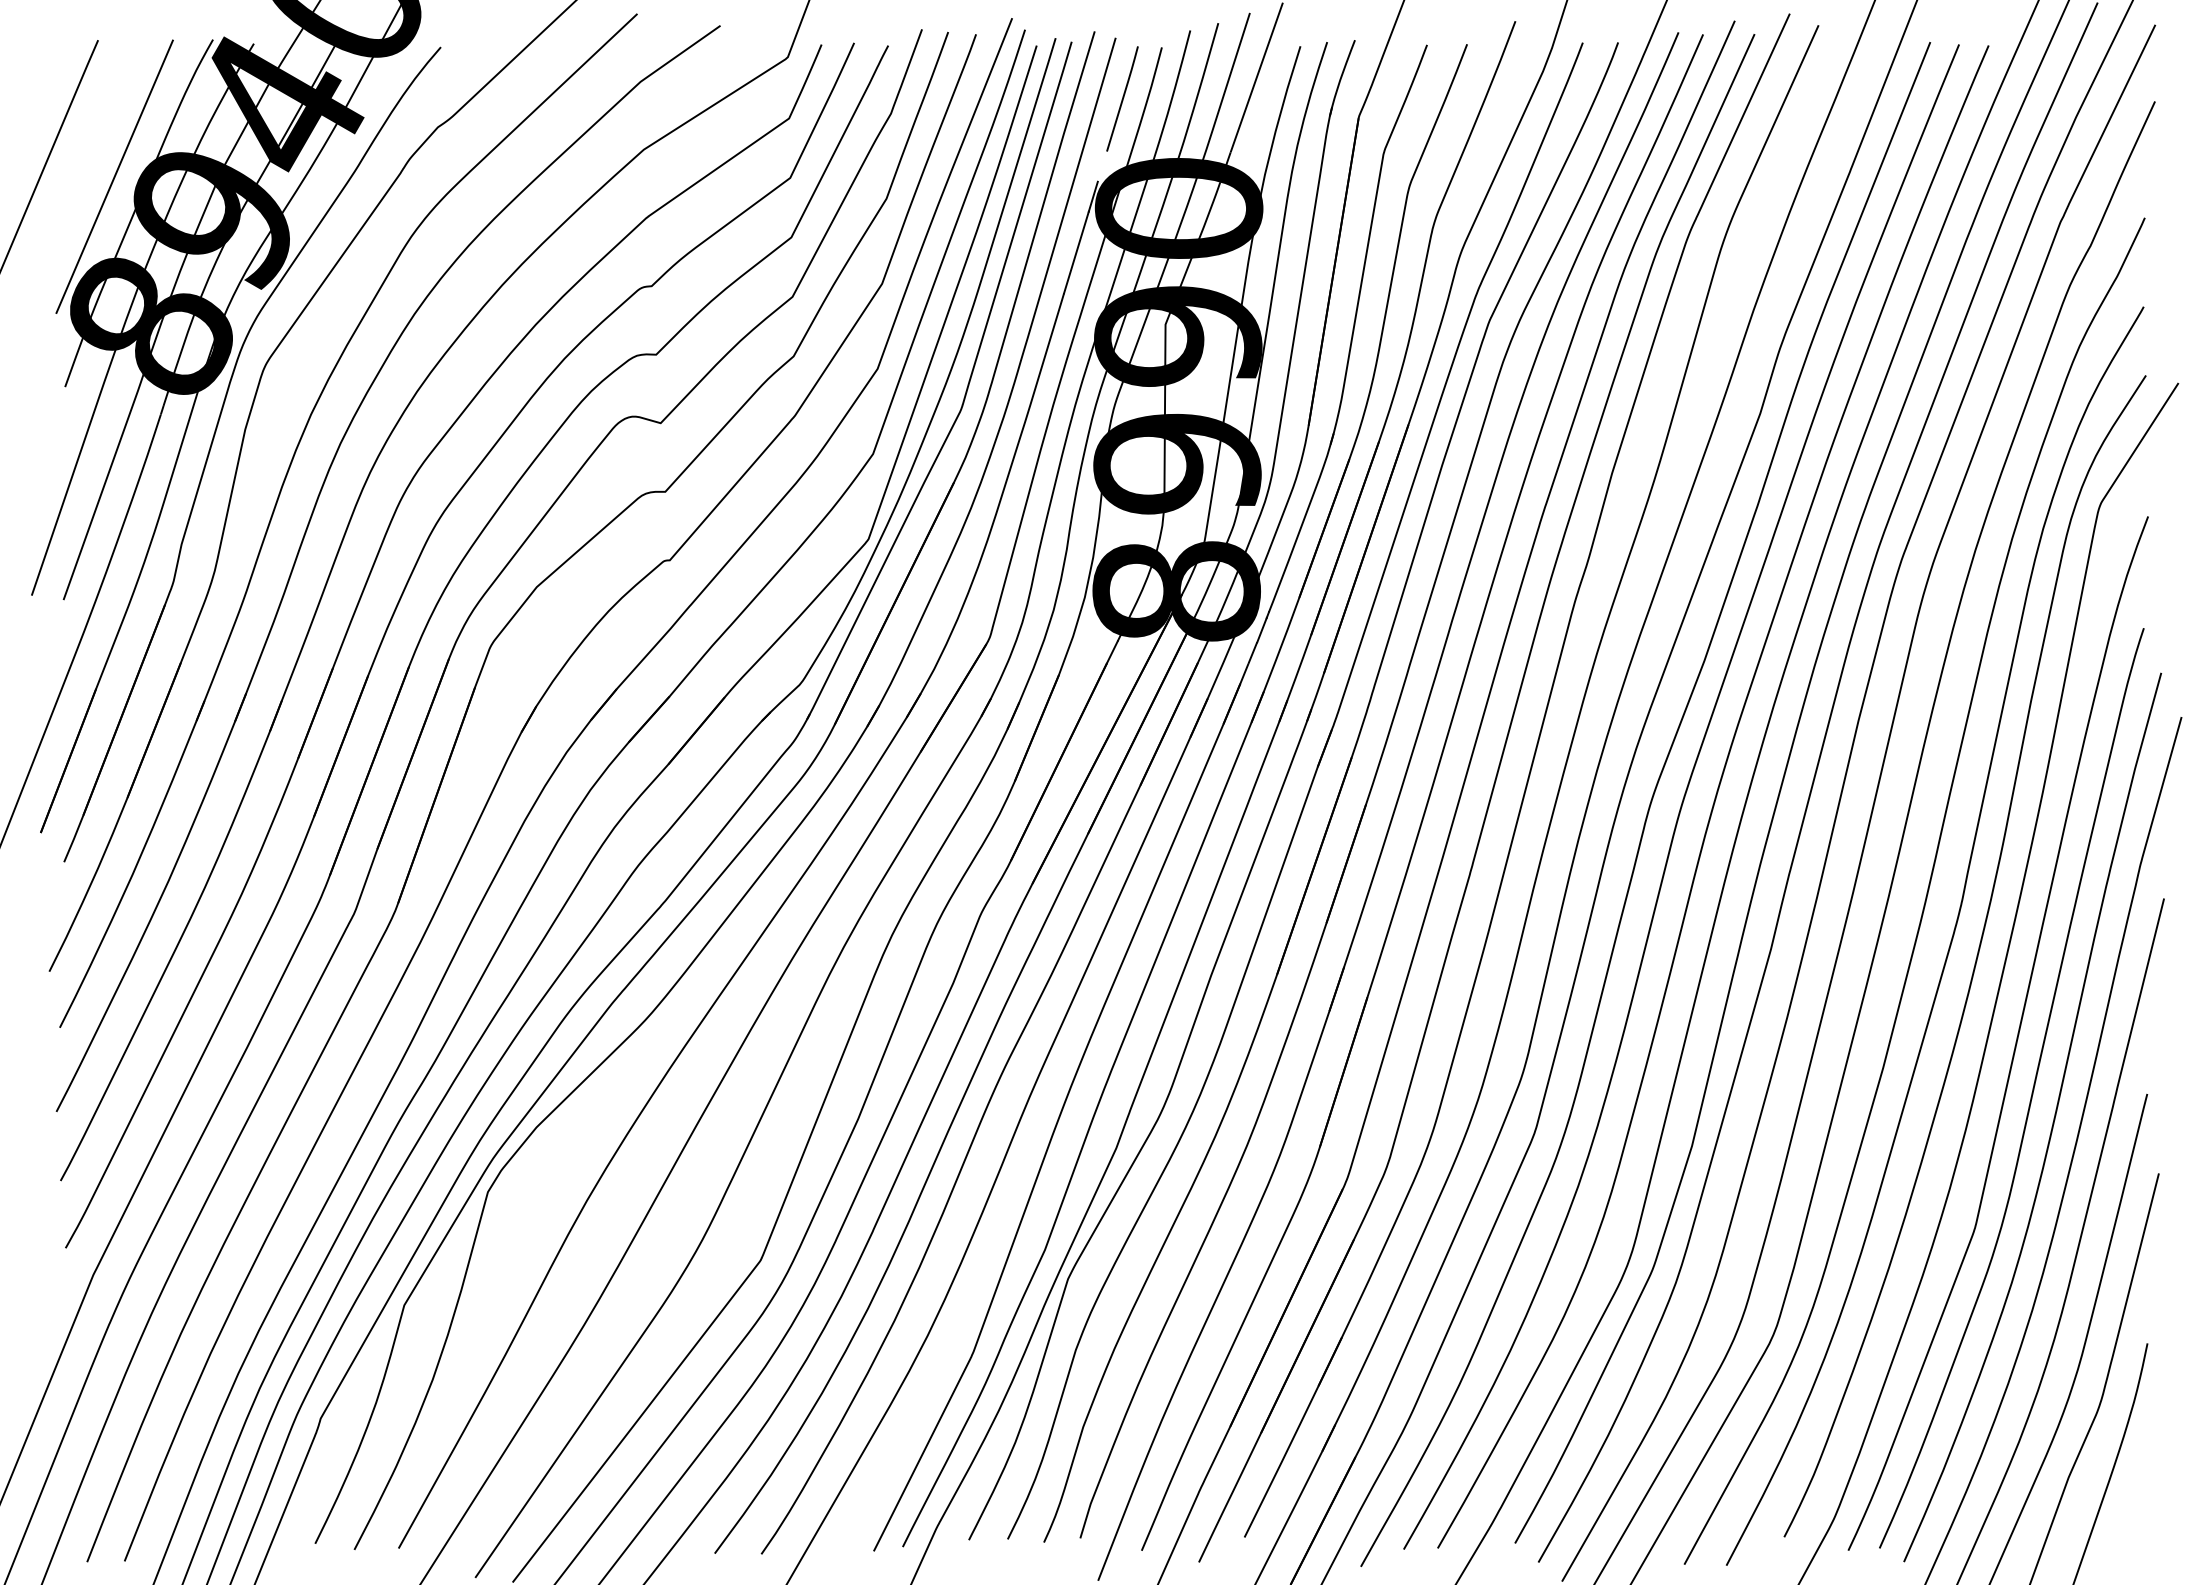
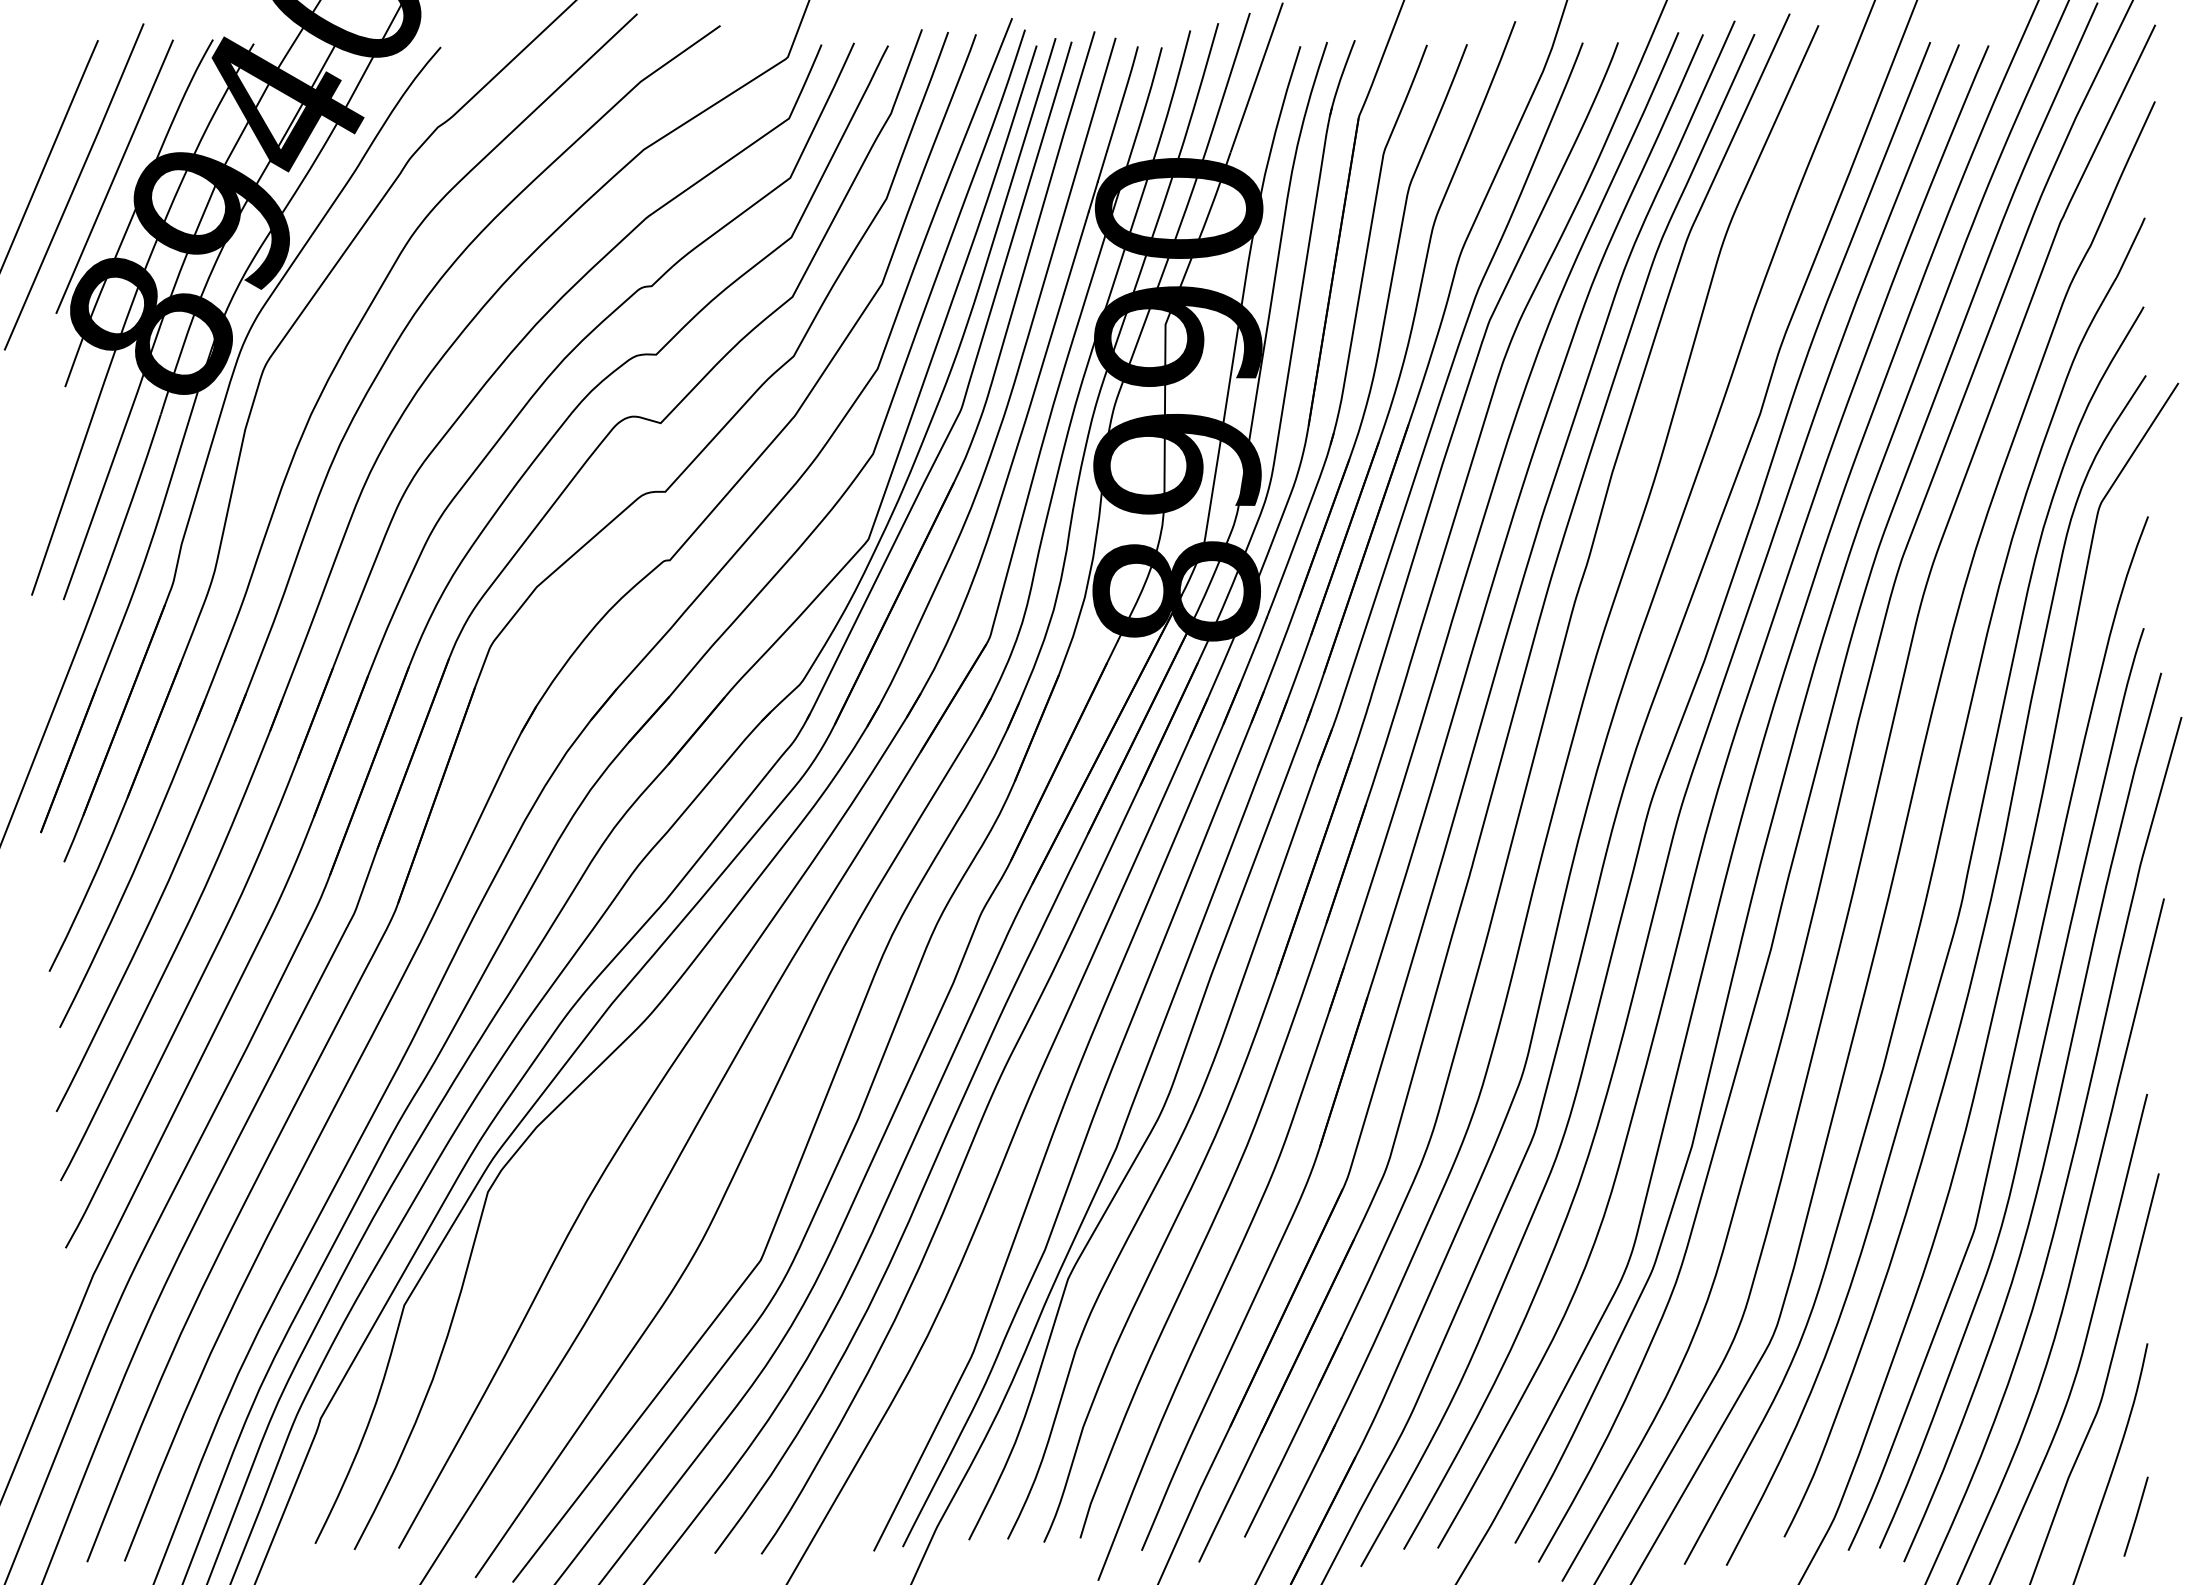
line: none -> present (1101, 166)
line: none -> present (74, 186)
line: none -> present (2135, 1516)
